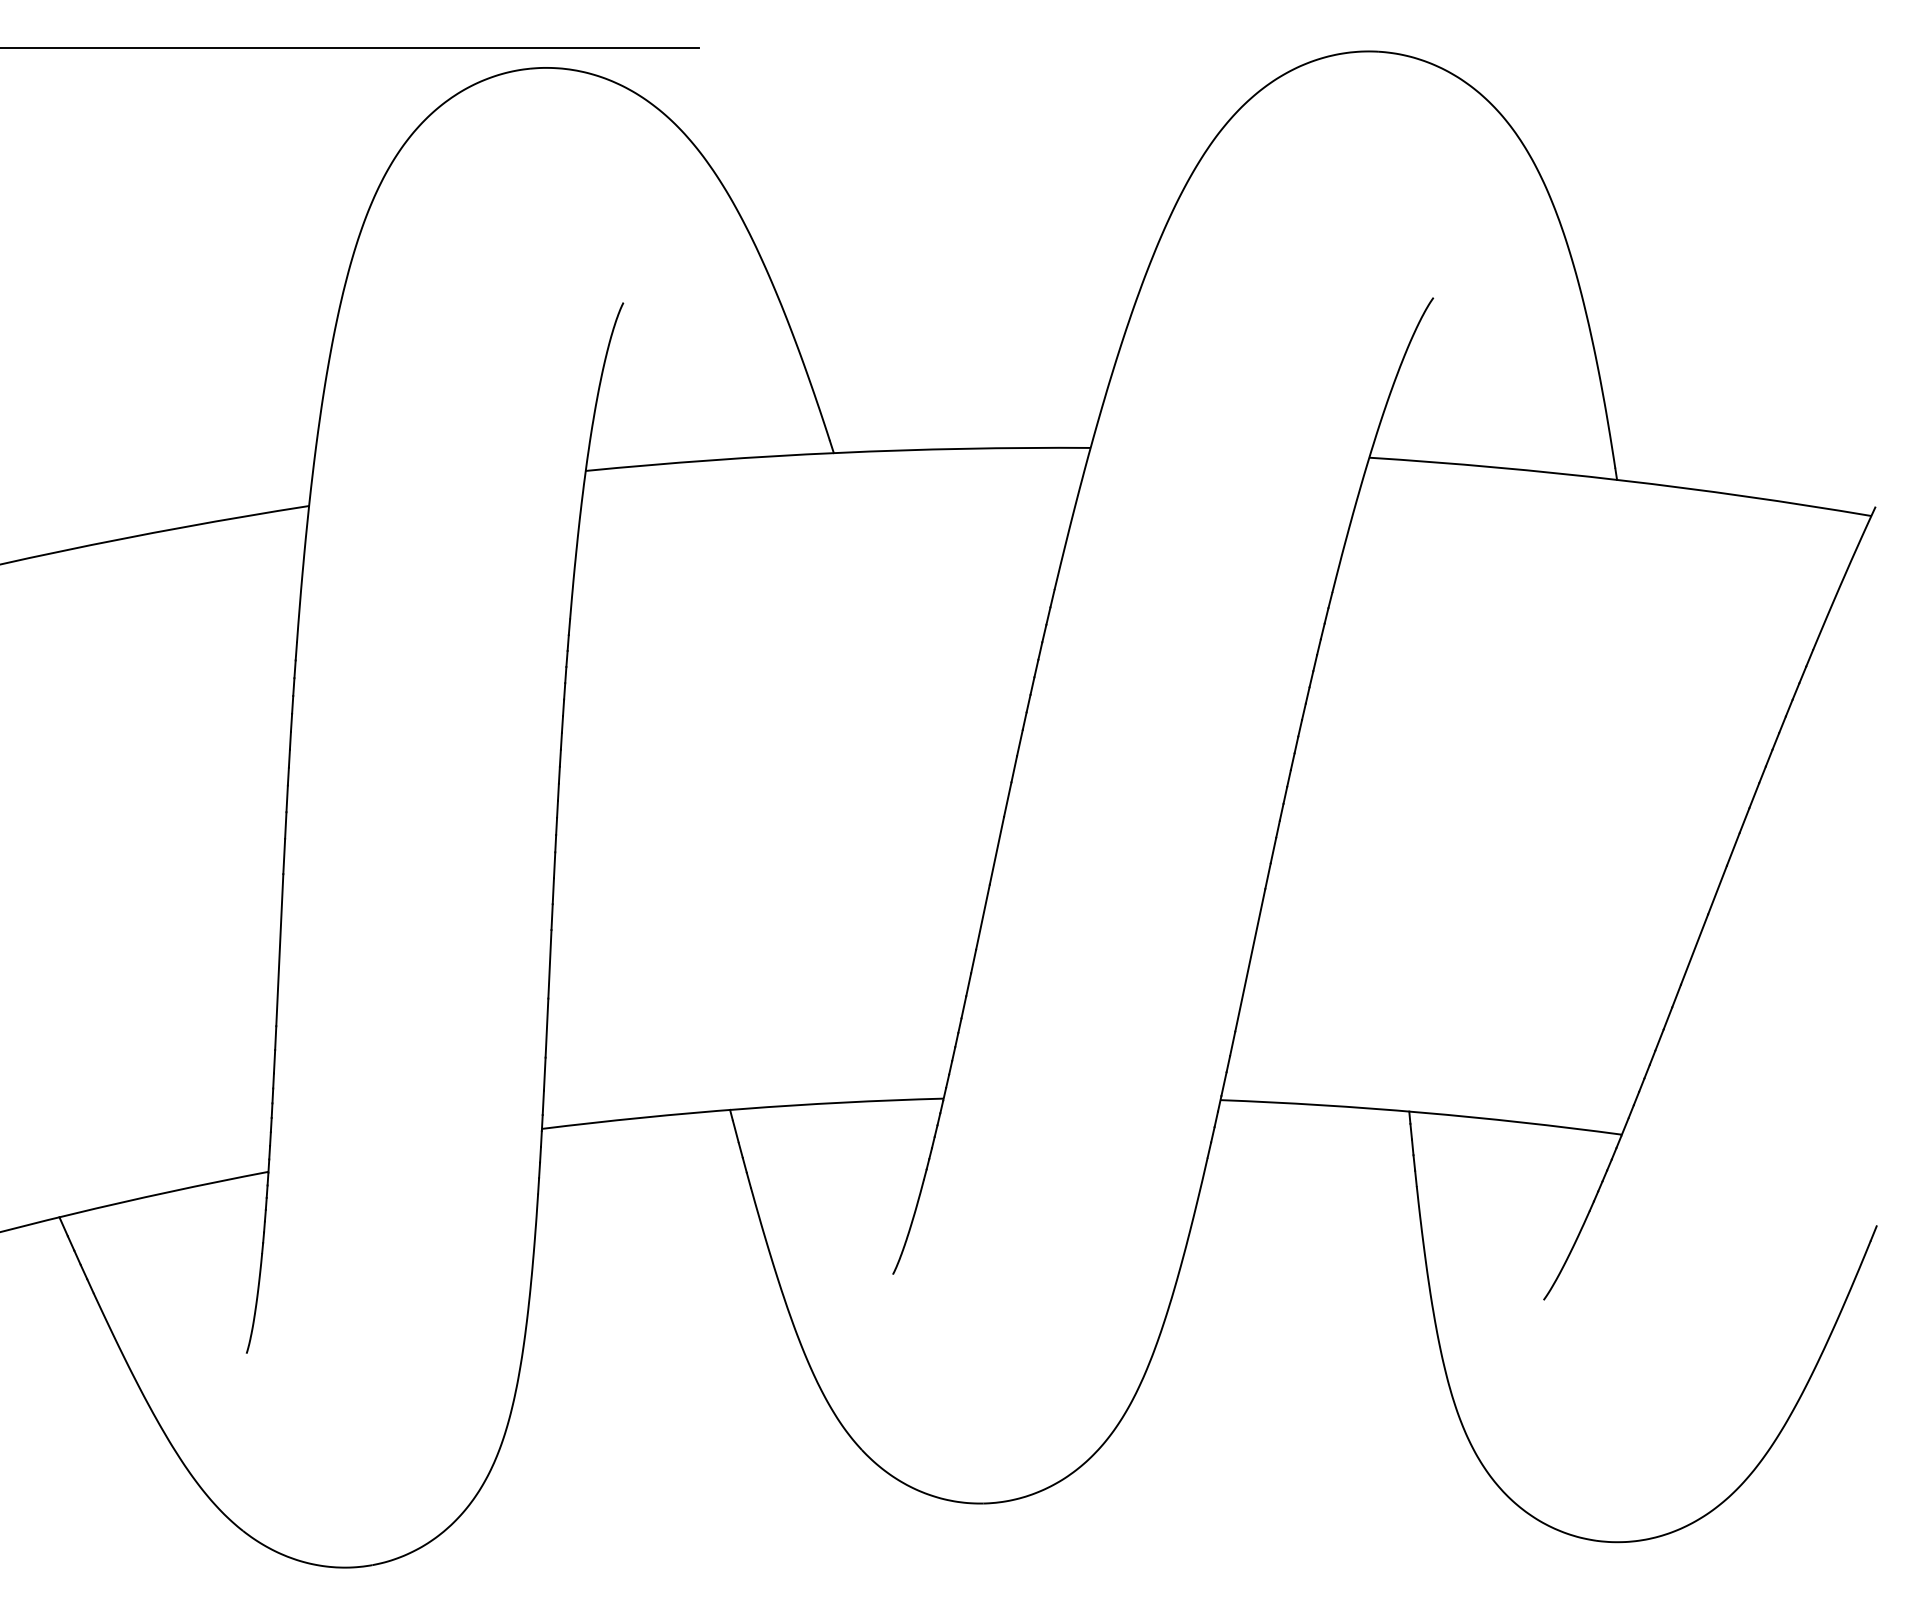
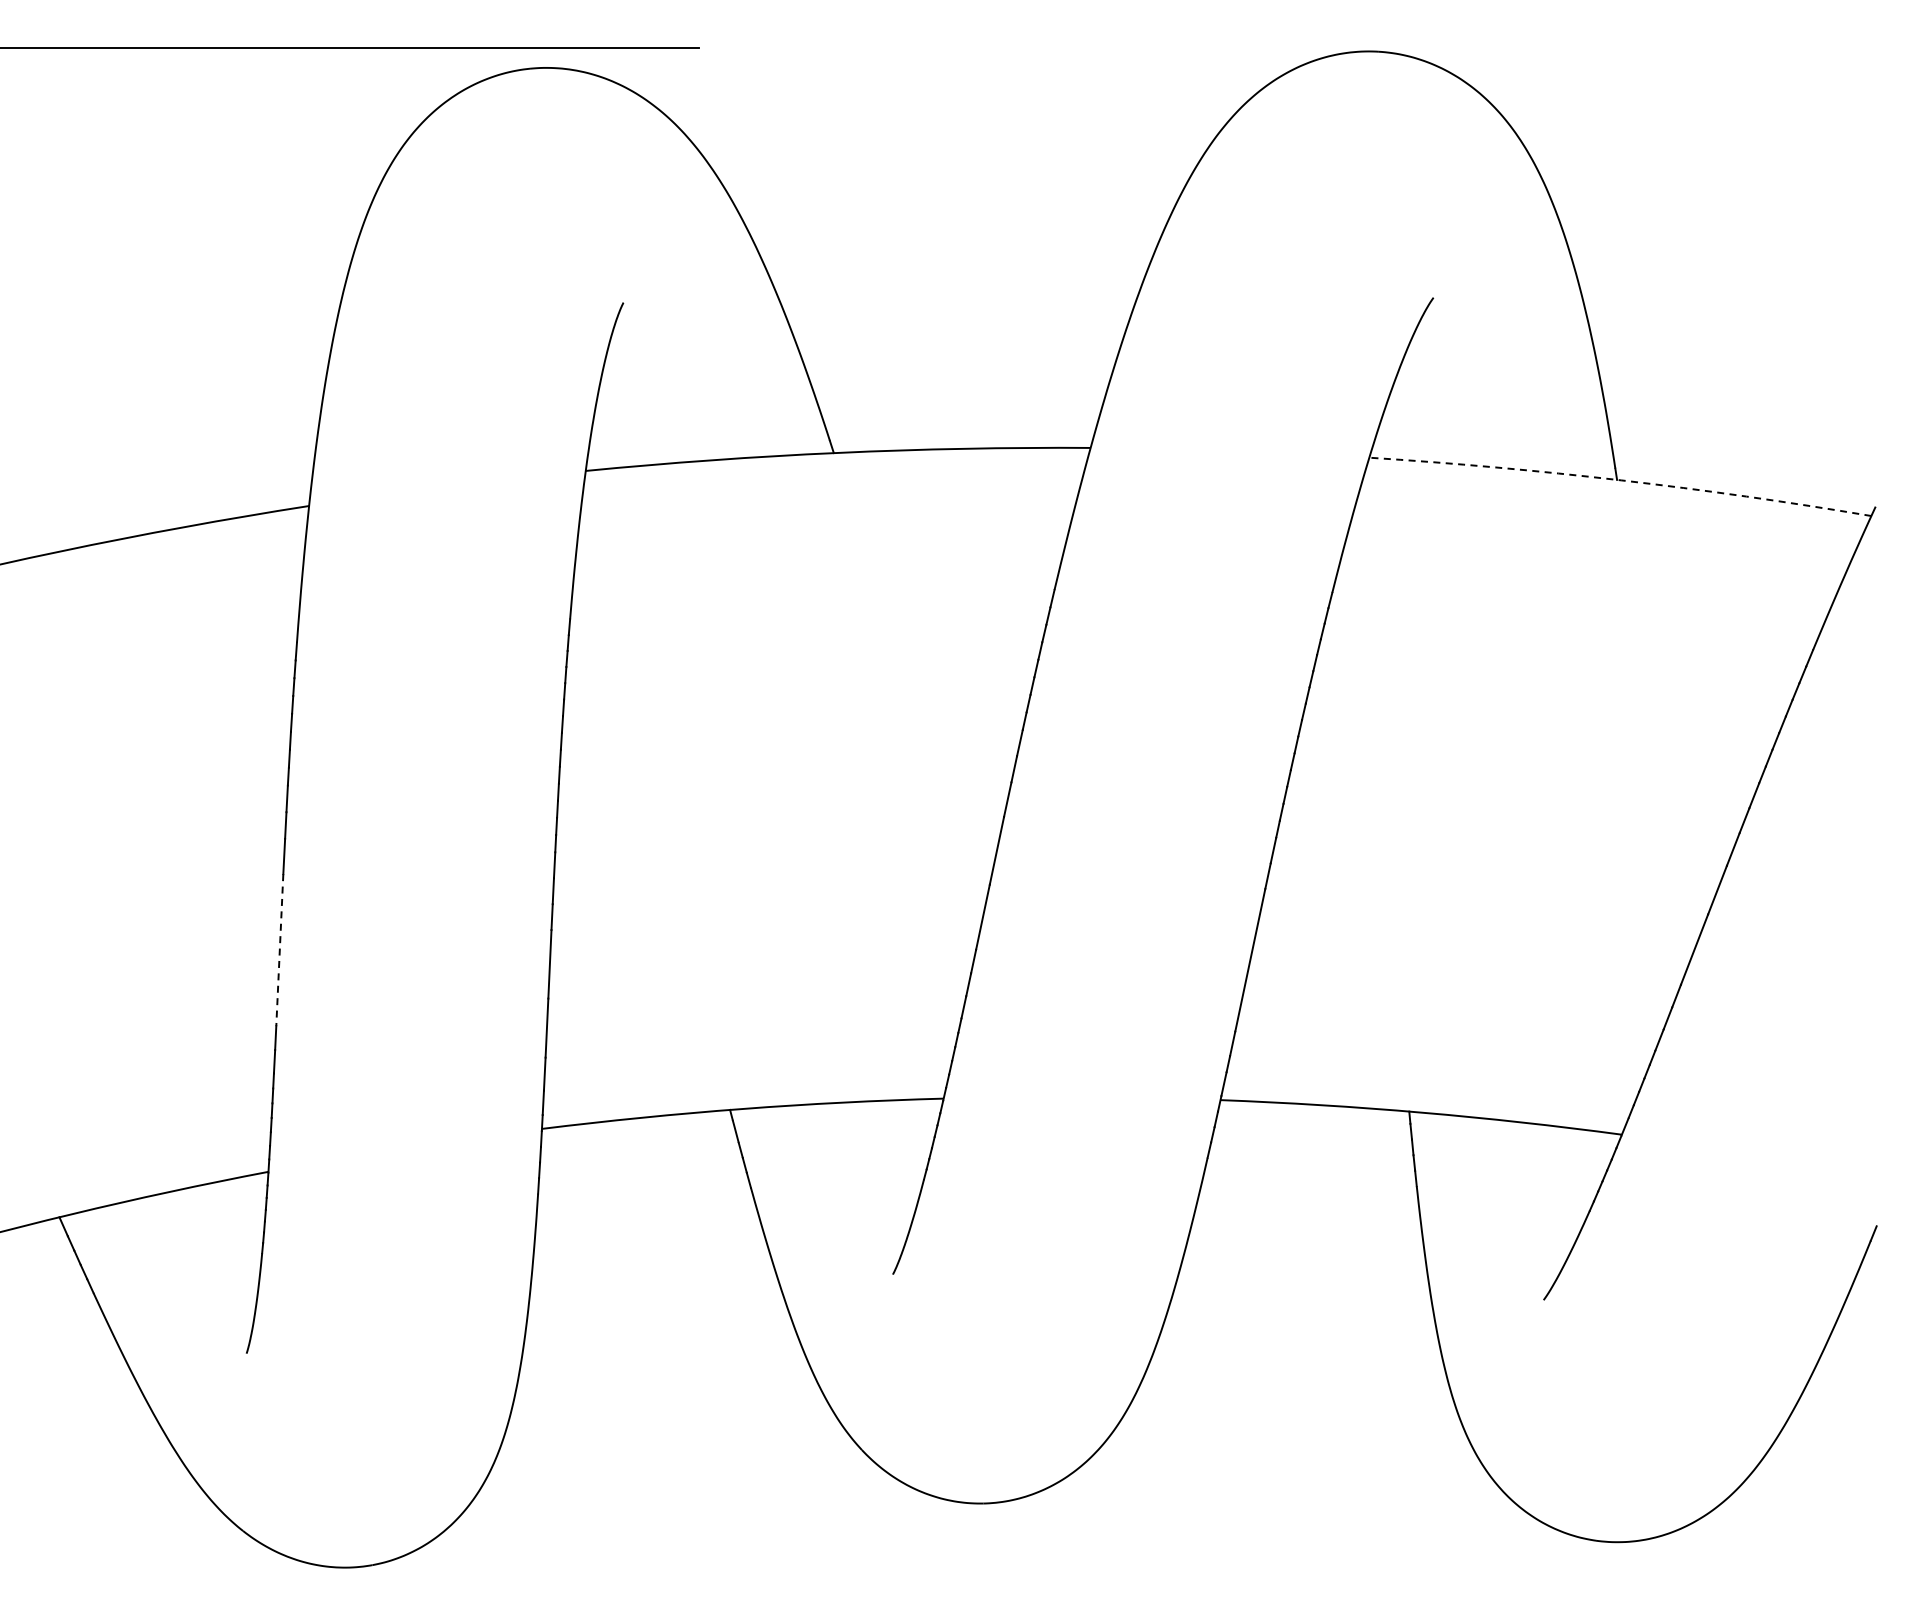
arc: solid -> dashed (1621, 480)
line: solid -> dashed (279, 950)
